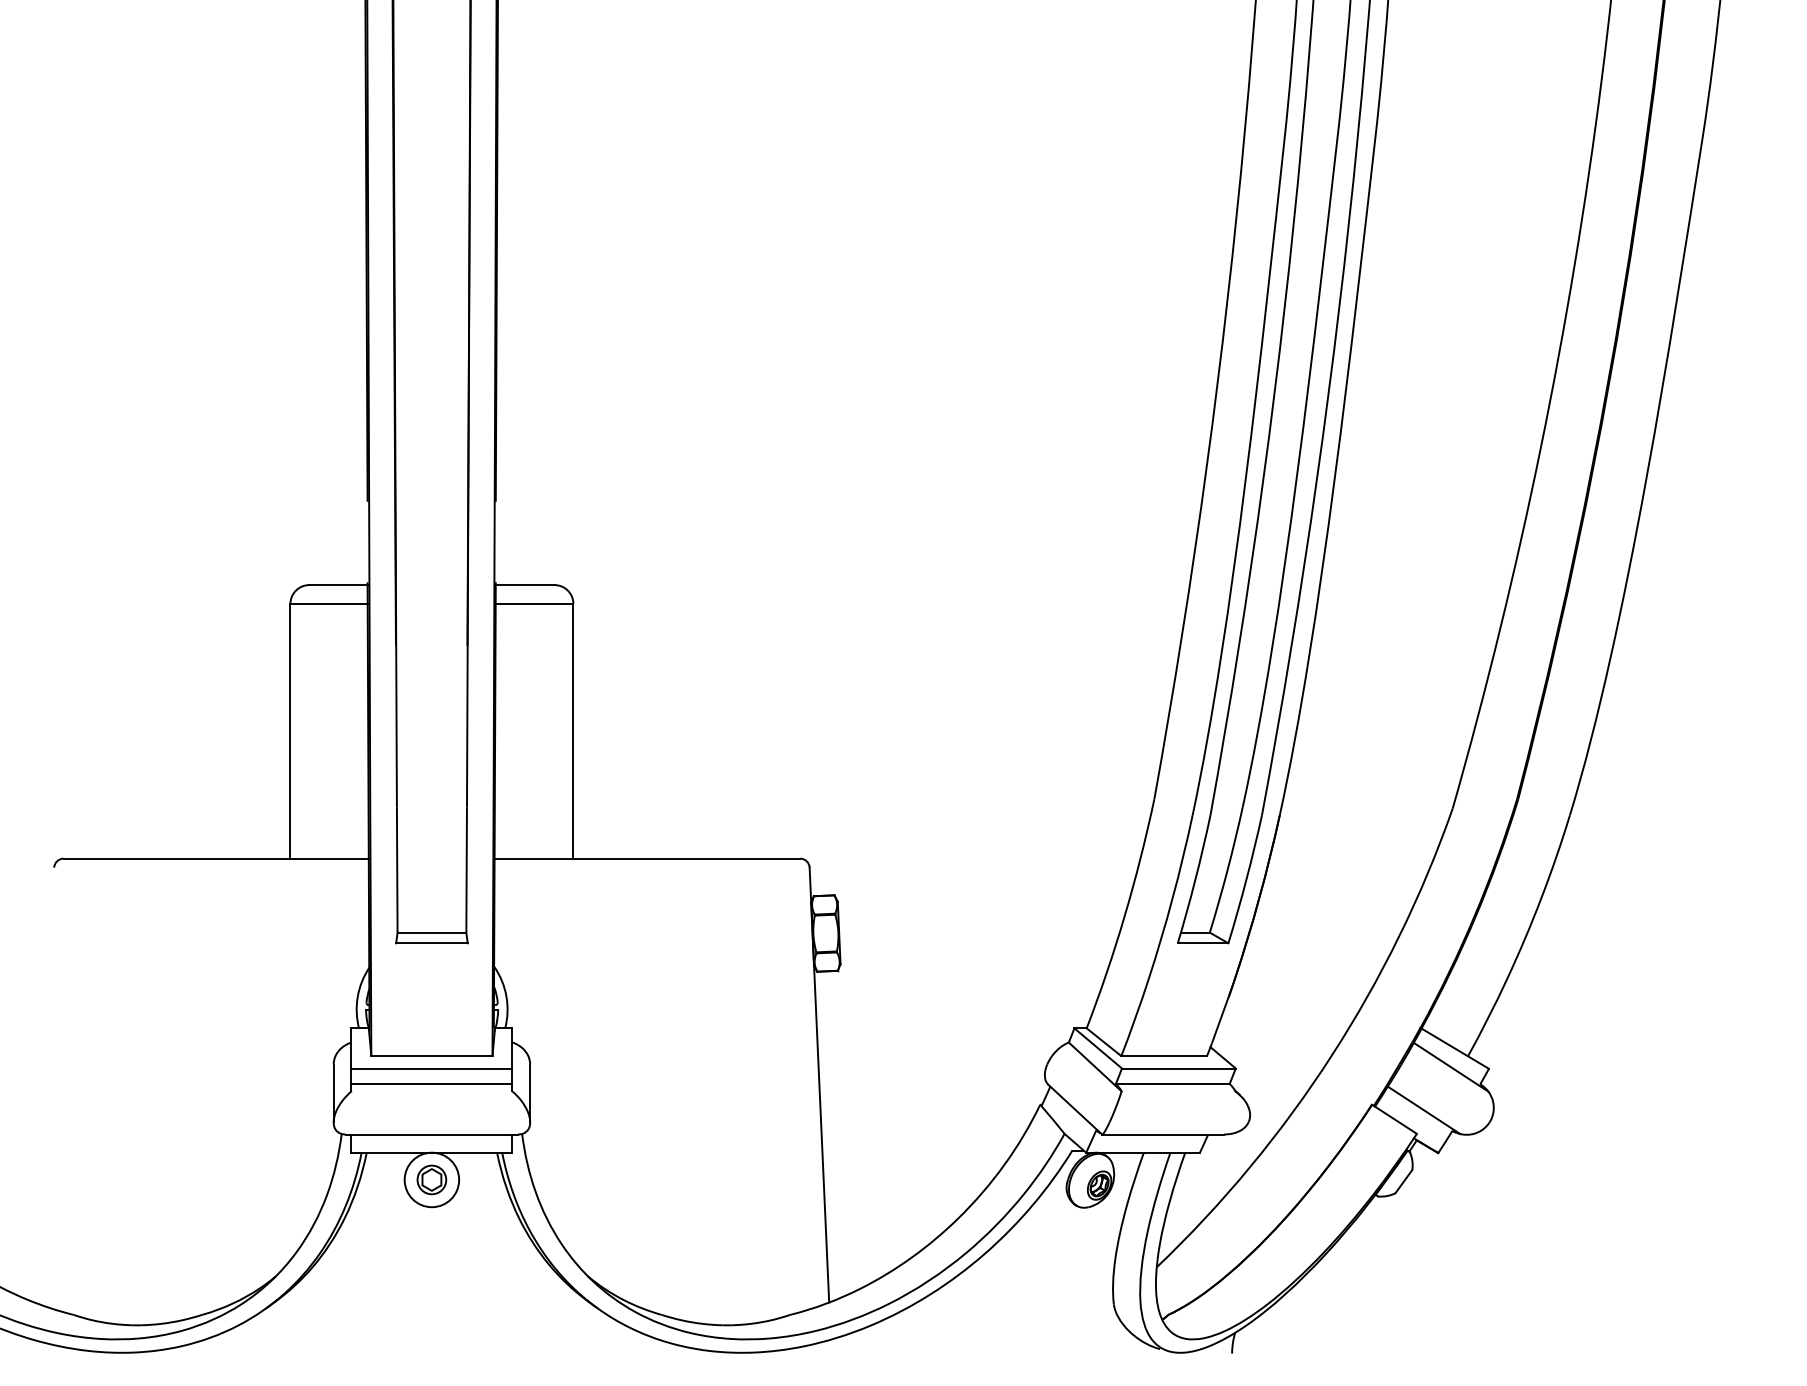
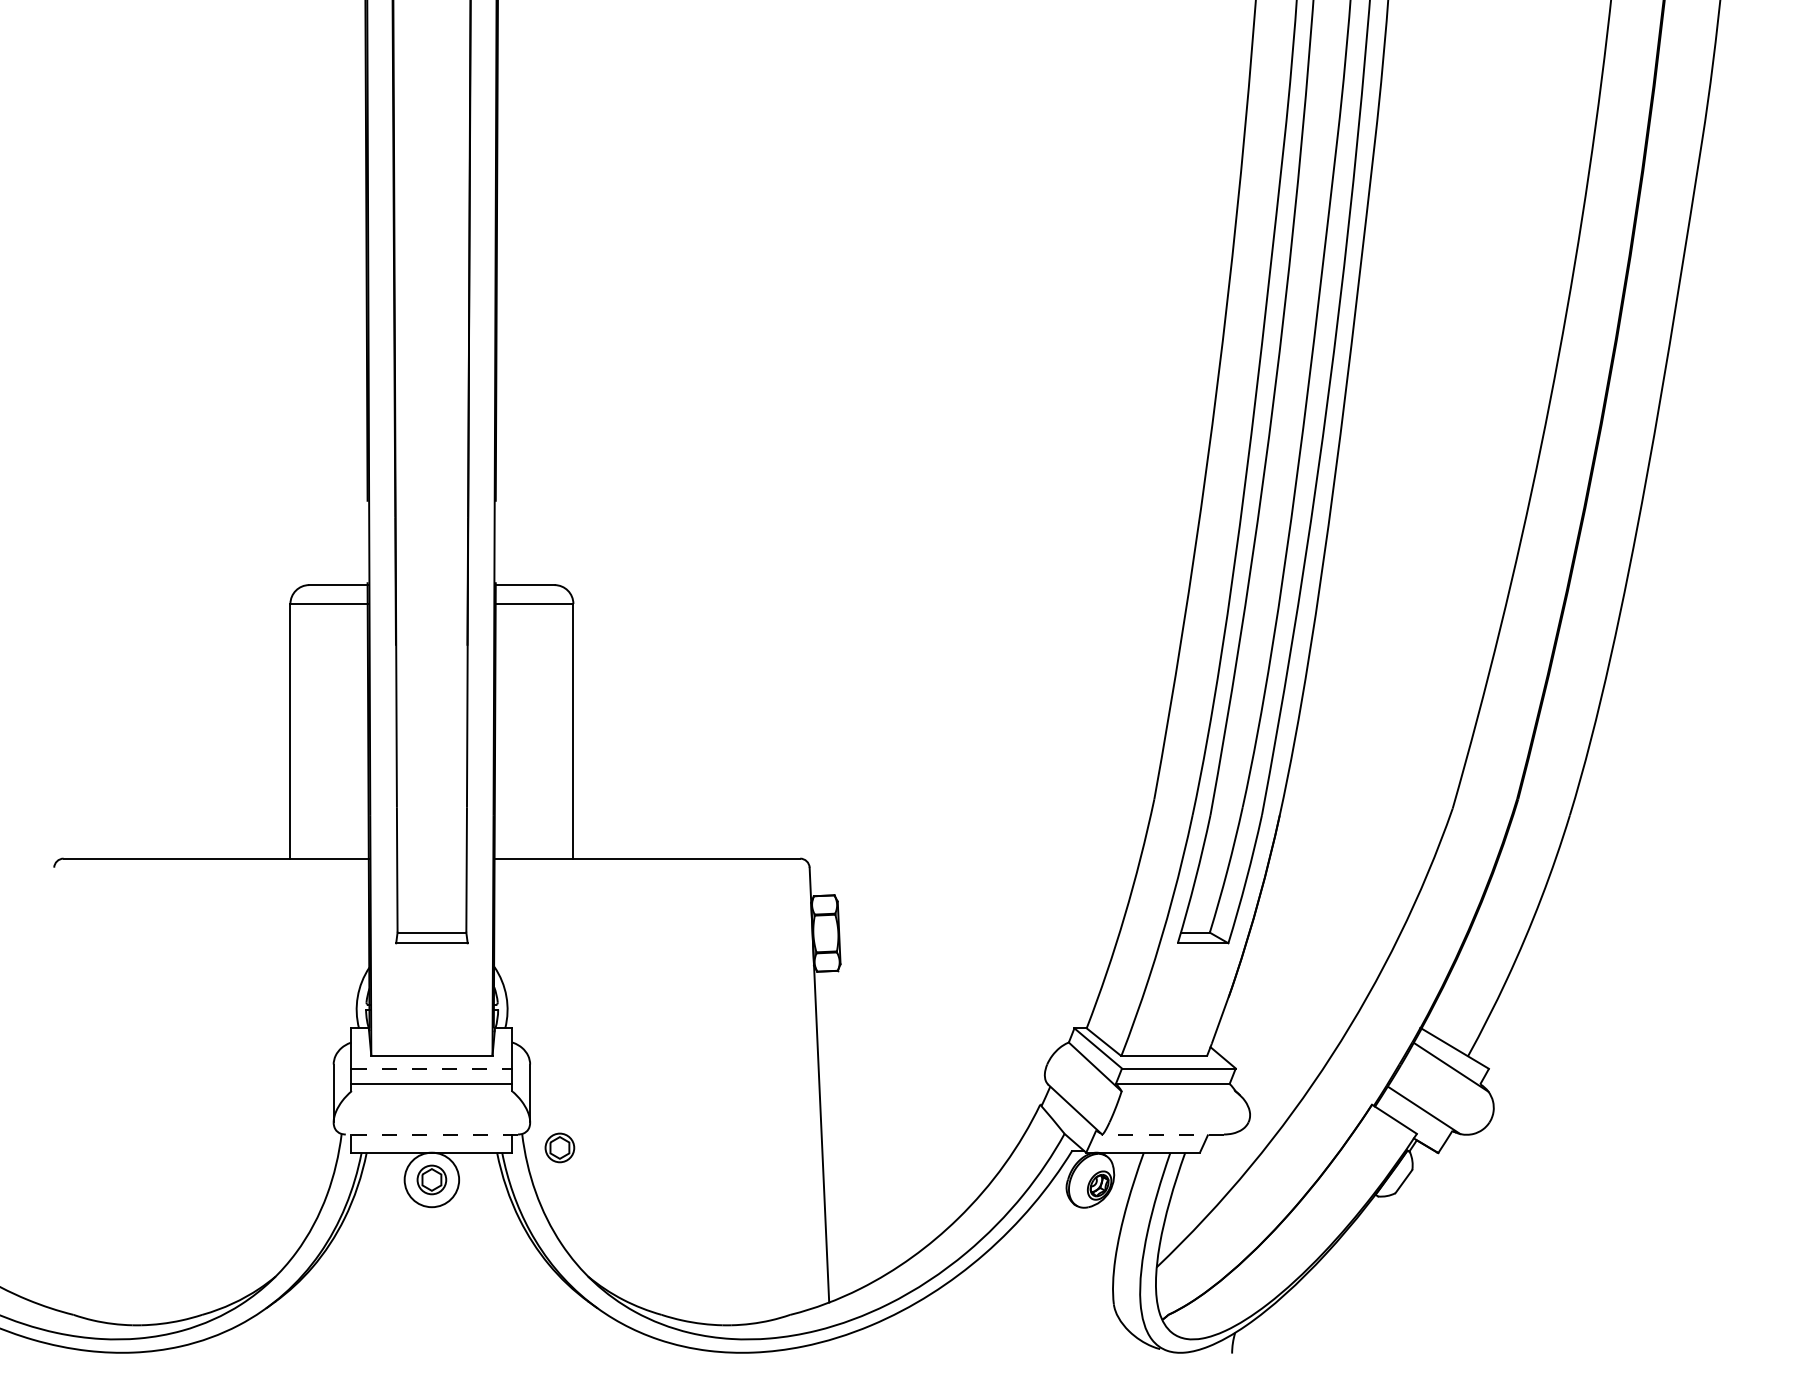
line: solid -> dashed (432, 1068)
line: solid -> dashed (431, 1134)
line: solid -> dashed (1163, 1134)
part: none -> present (559, 1147)
